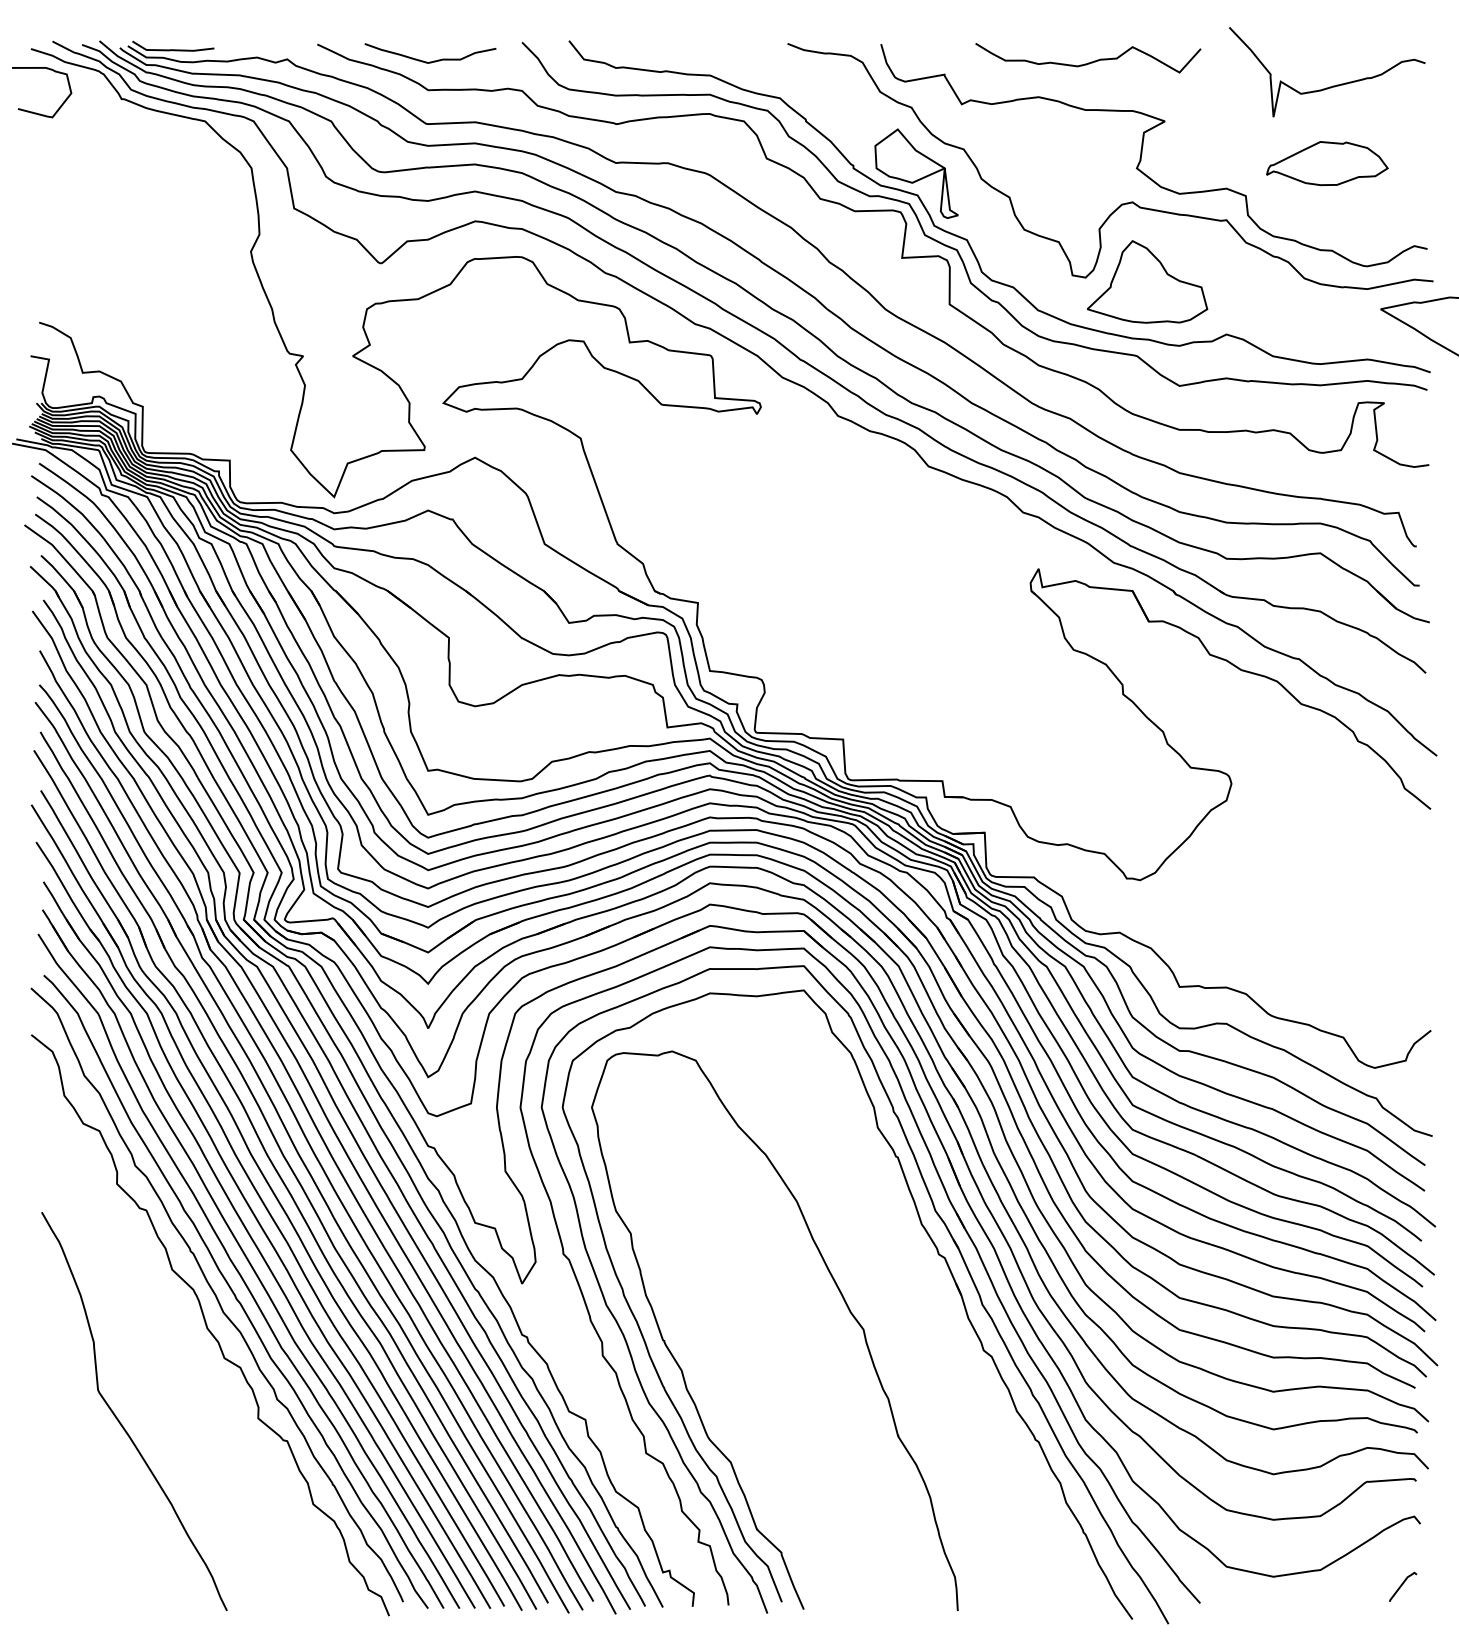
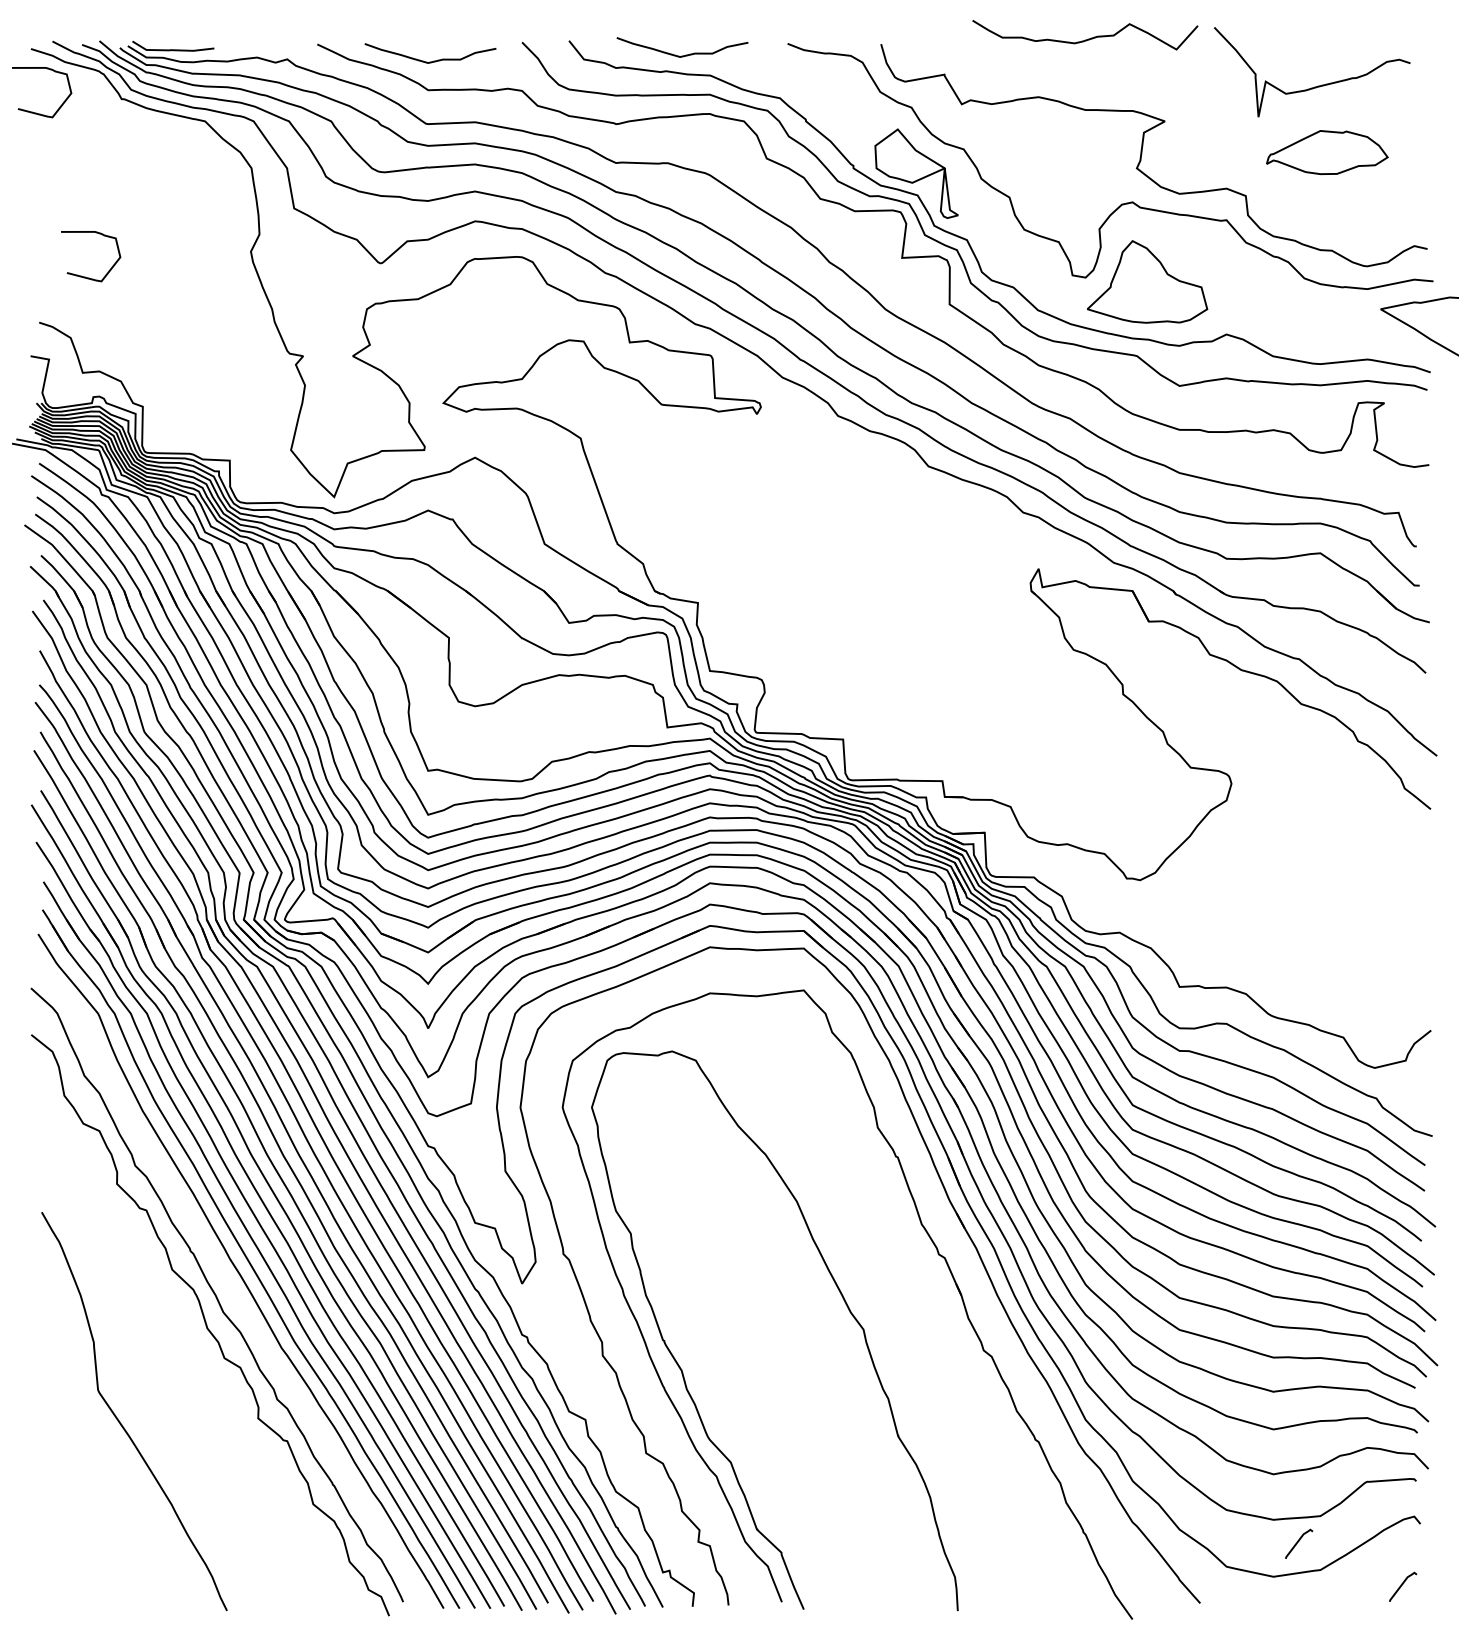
curve: none -> present (685, 54)
curve position: (1088, 62) -> (1085, 39) (1085, 39)
curve position: (1332, 85) -> (1317, 85) (1317, 85)
part position: (1327, 163) -> (1327, 152) (1327, 152)
curve: none -> present (85, 276)
part: present -> none (953, 1242)
curve: present -> none (234, 1292)
curve: none -> present (1298, 1542)
